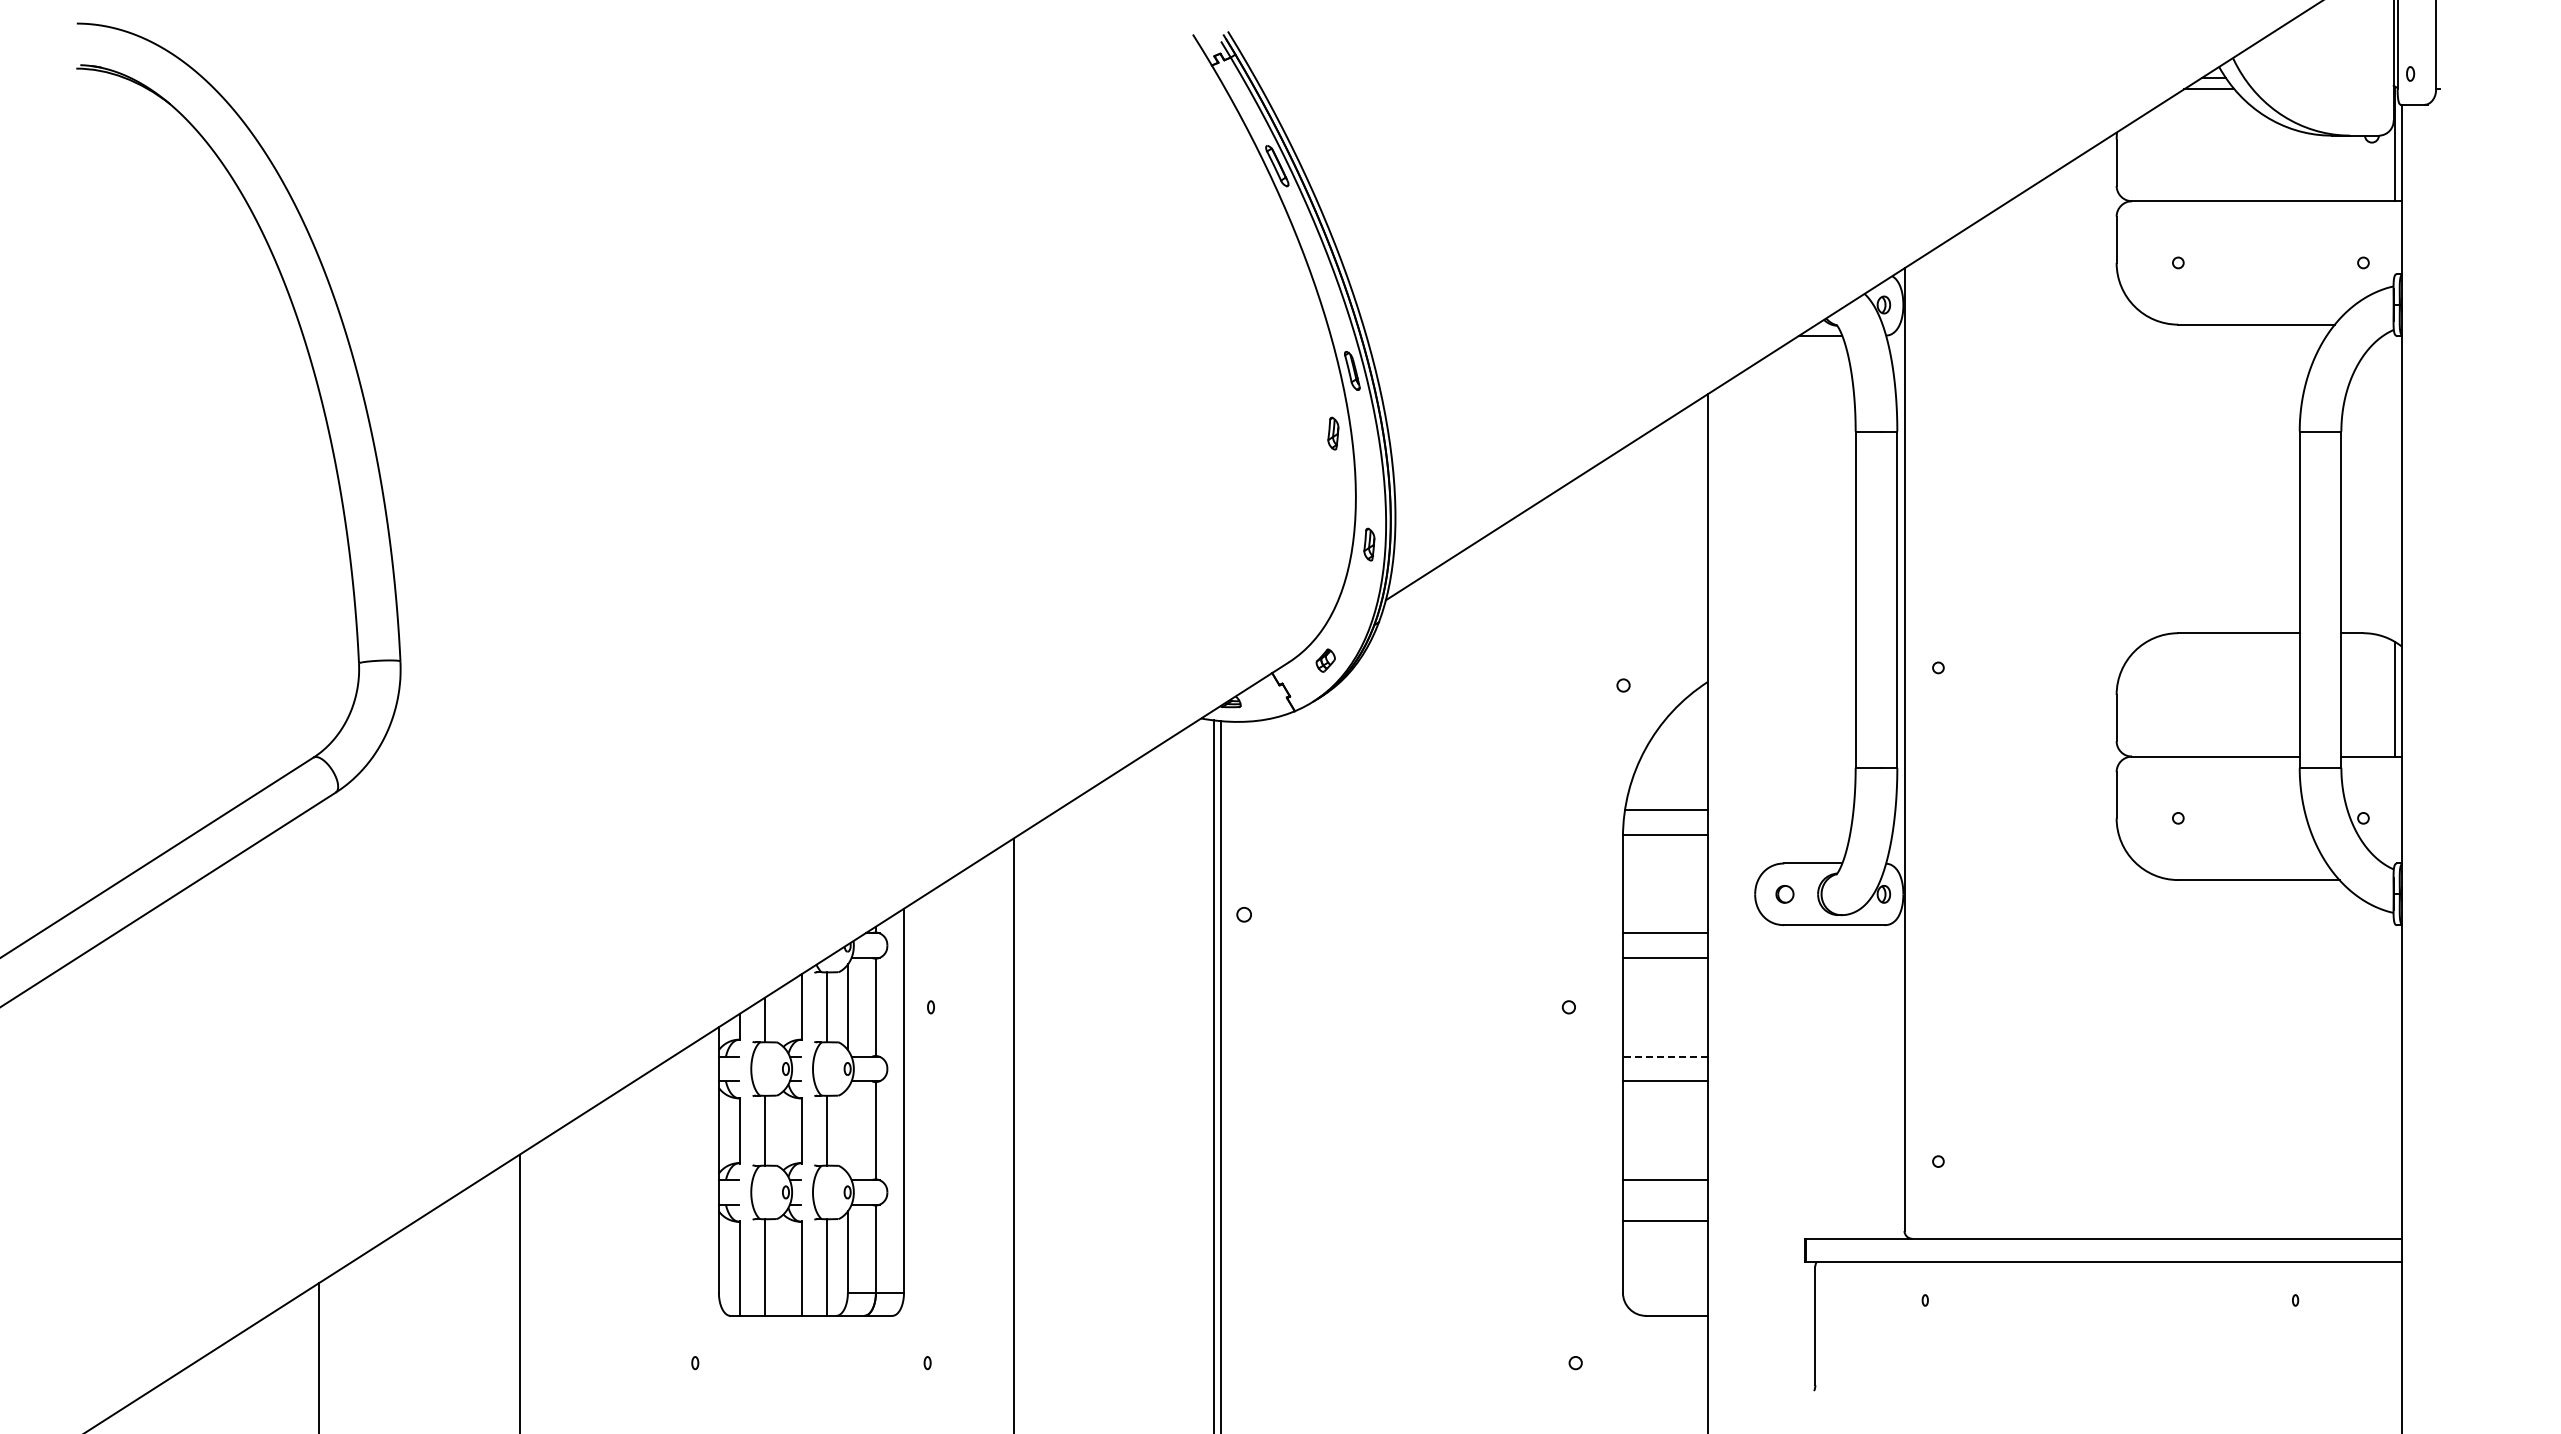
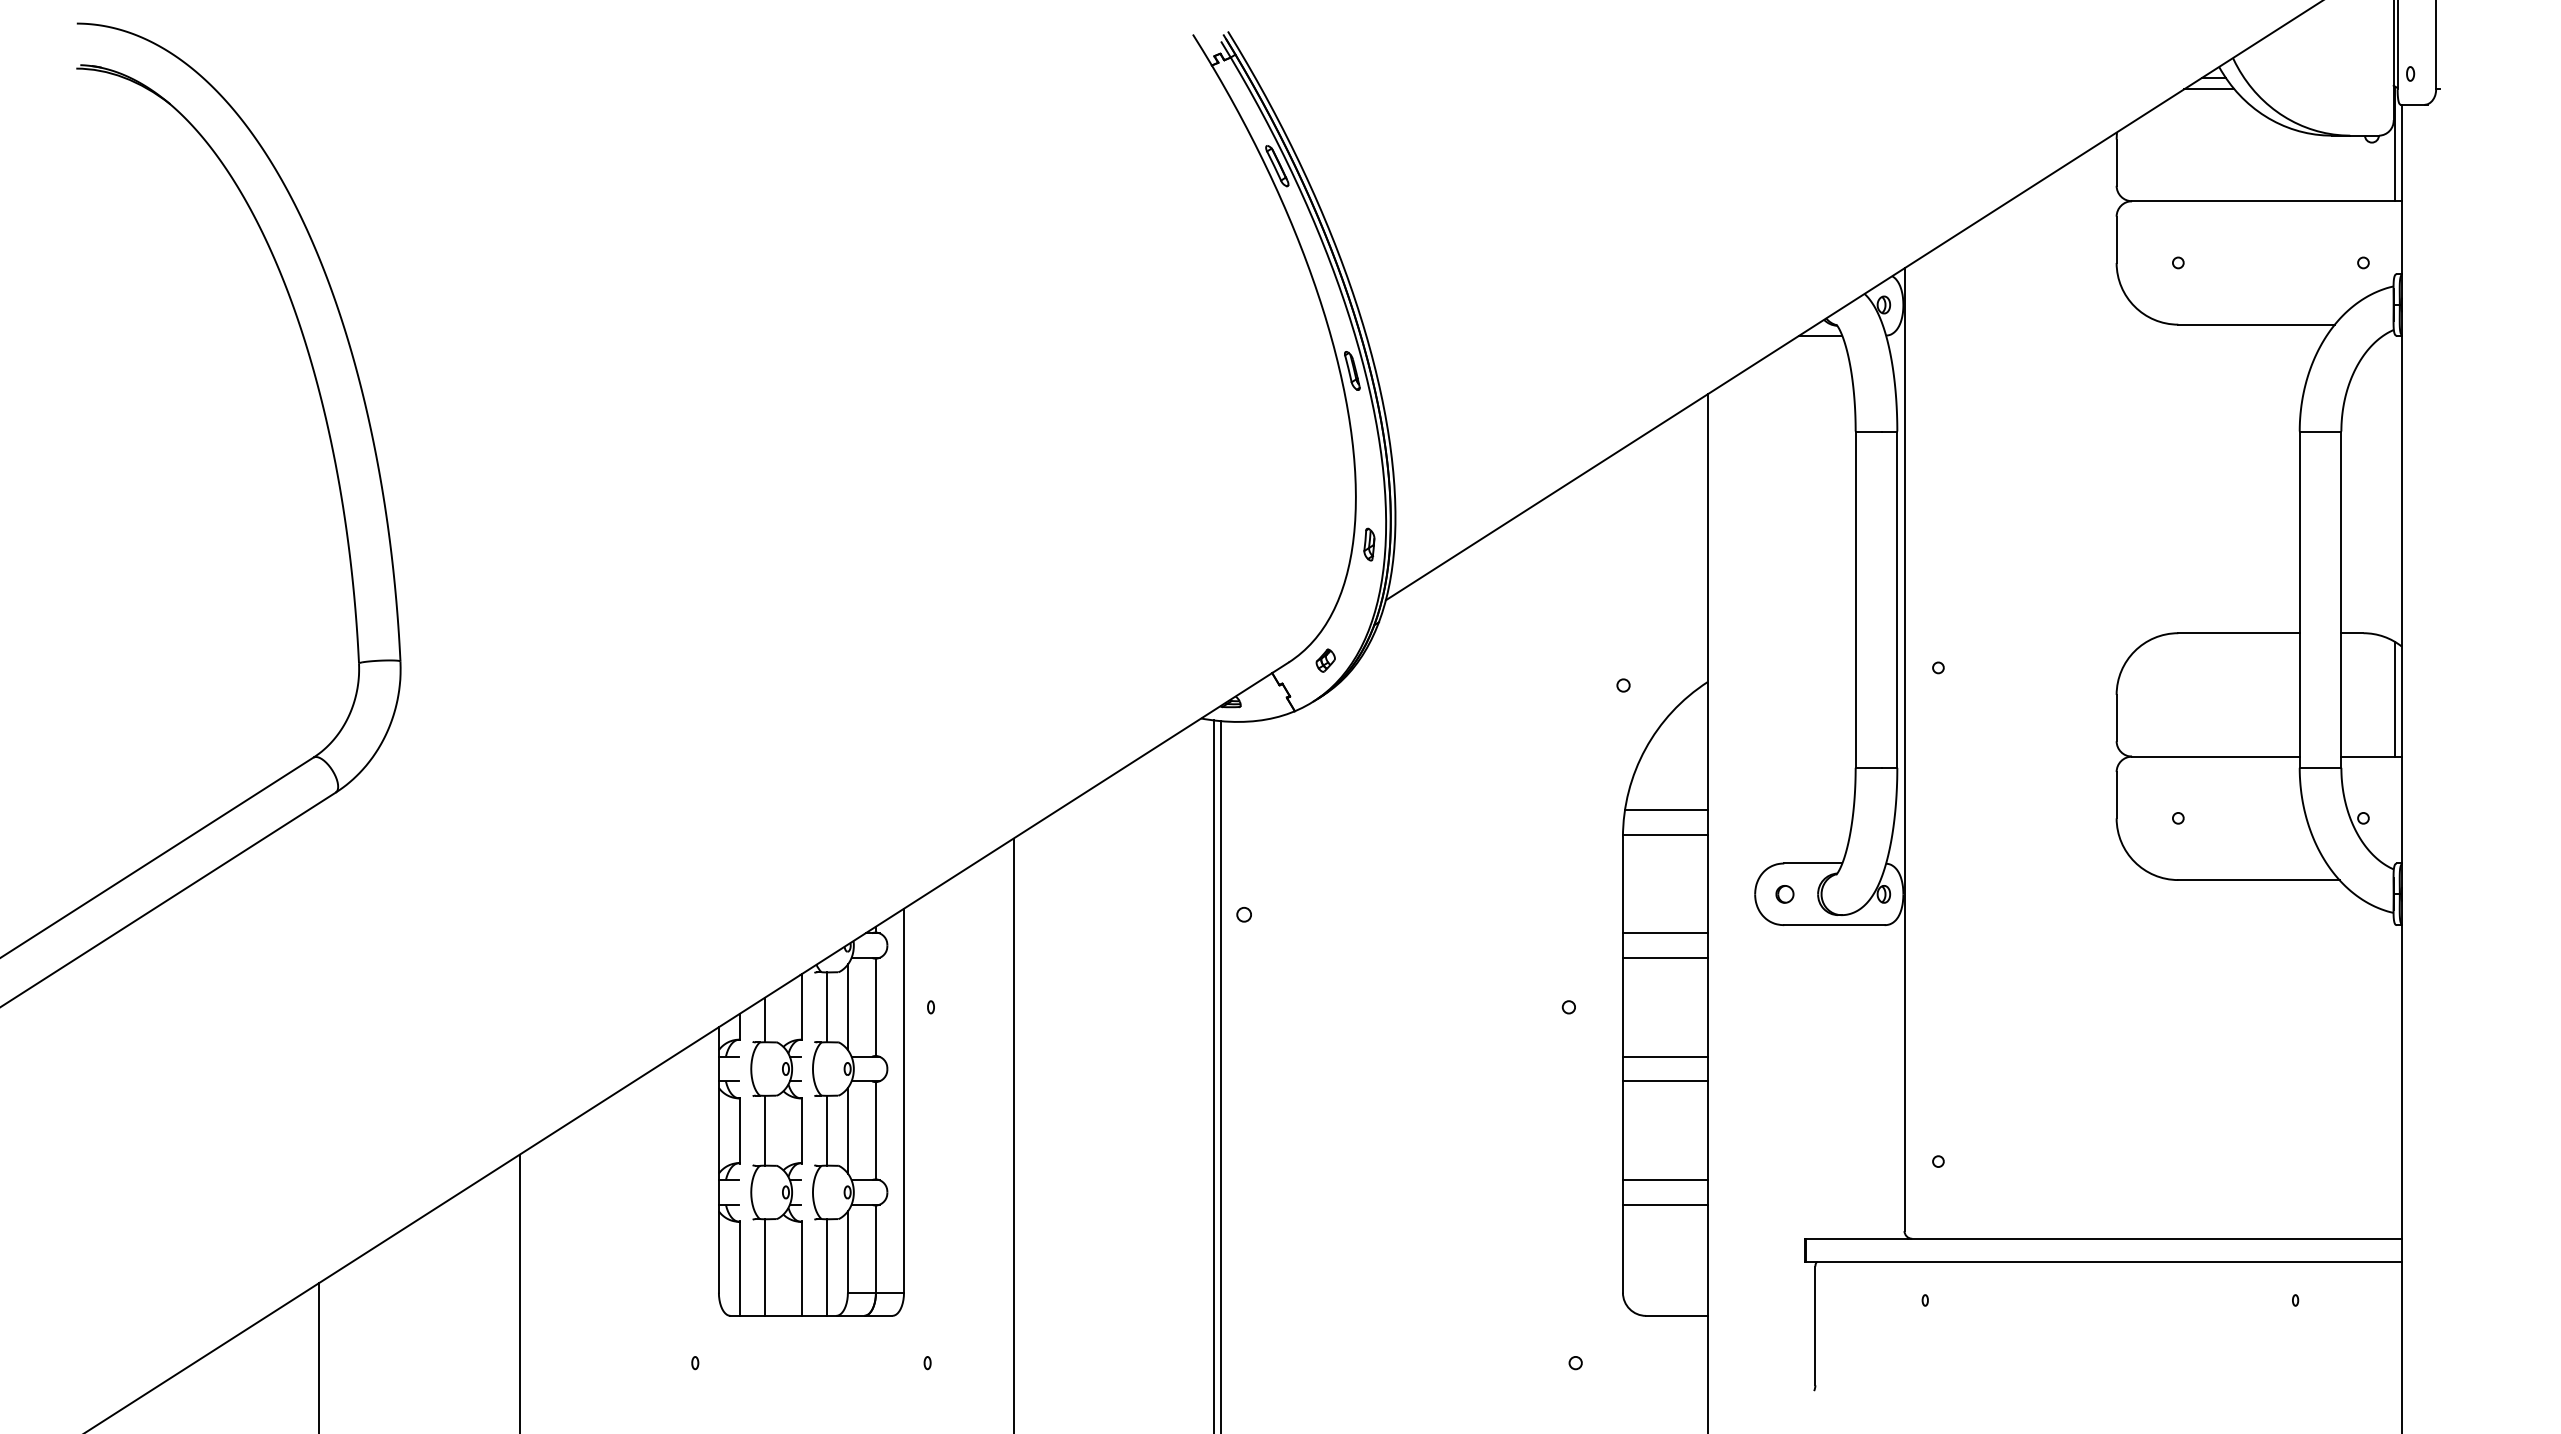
part: present -> none (1333, 433)
line: dashed -> solid (1664, 1056)
line: none -> present (847, 1130)
line position: (1664, 1220) -> (1664, 1204) (1664, 1204)
